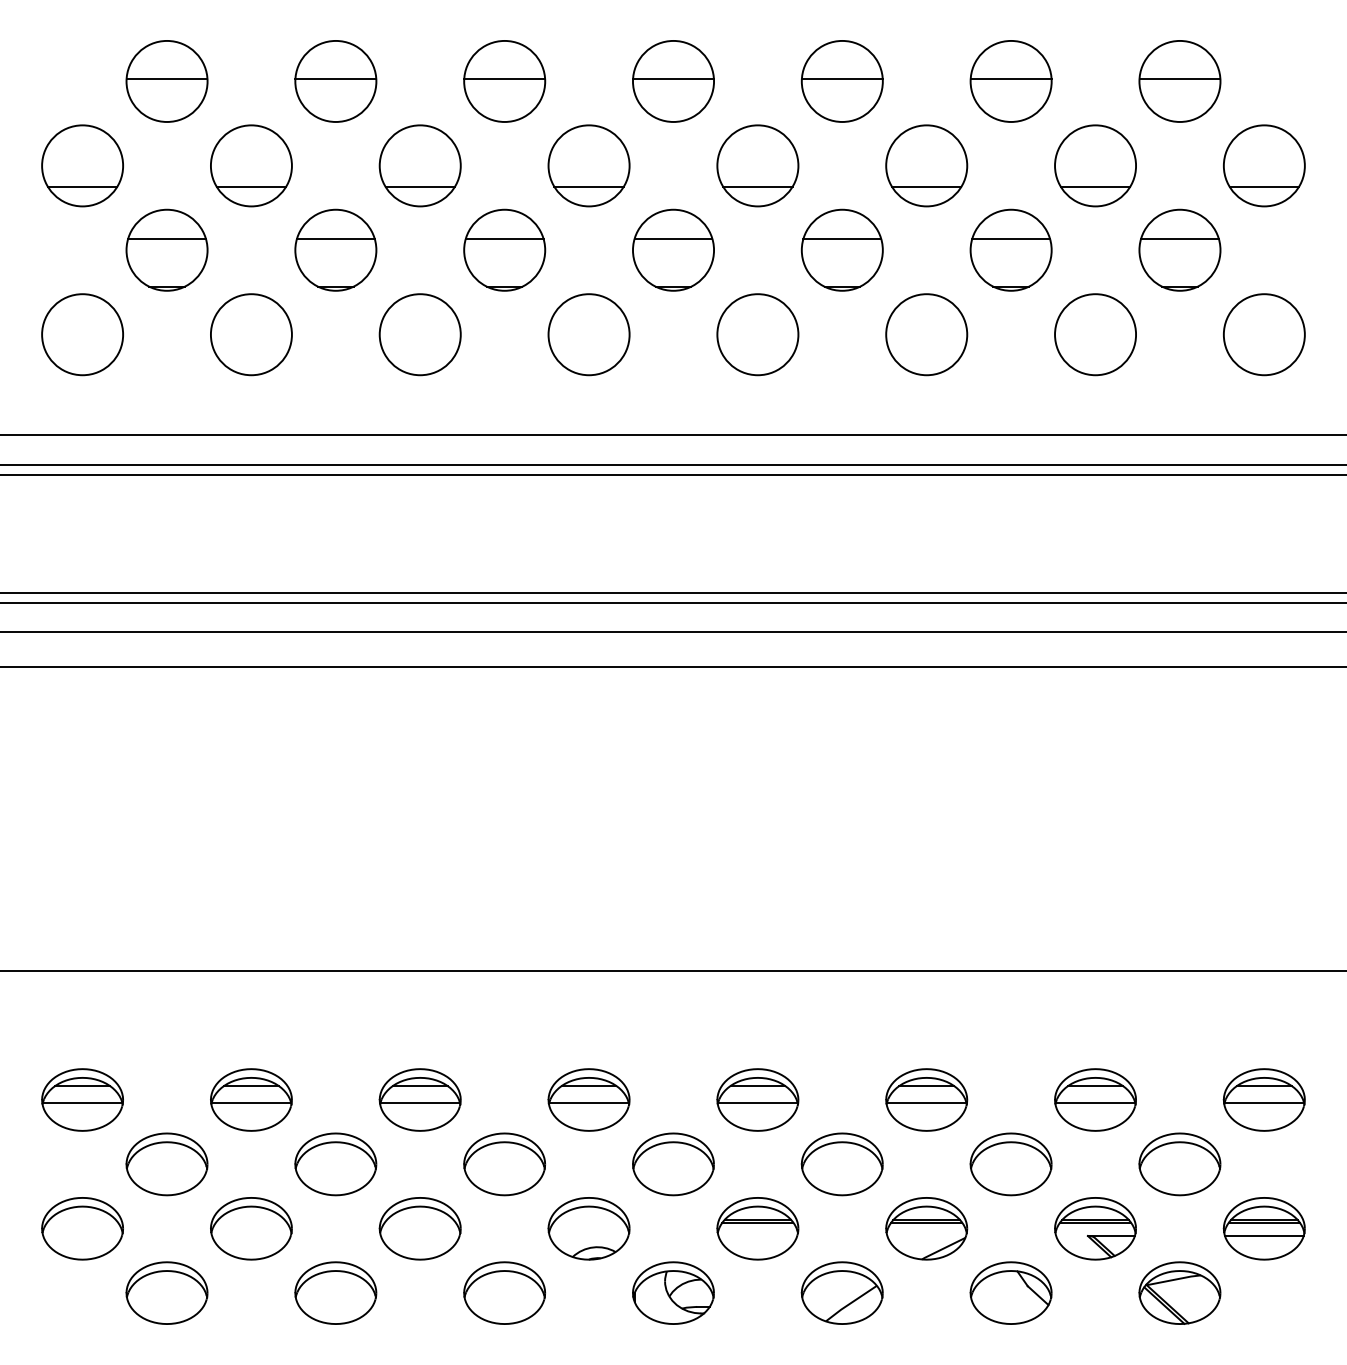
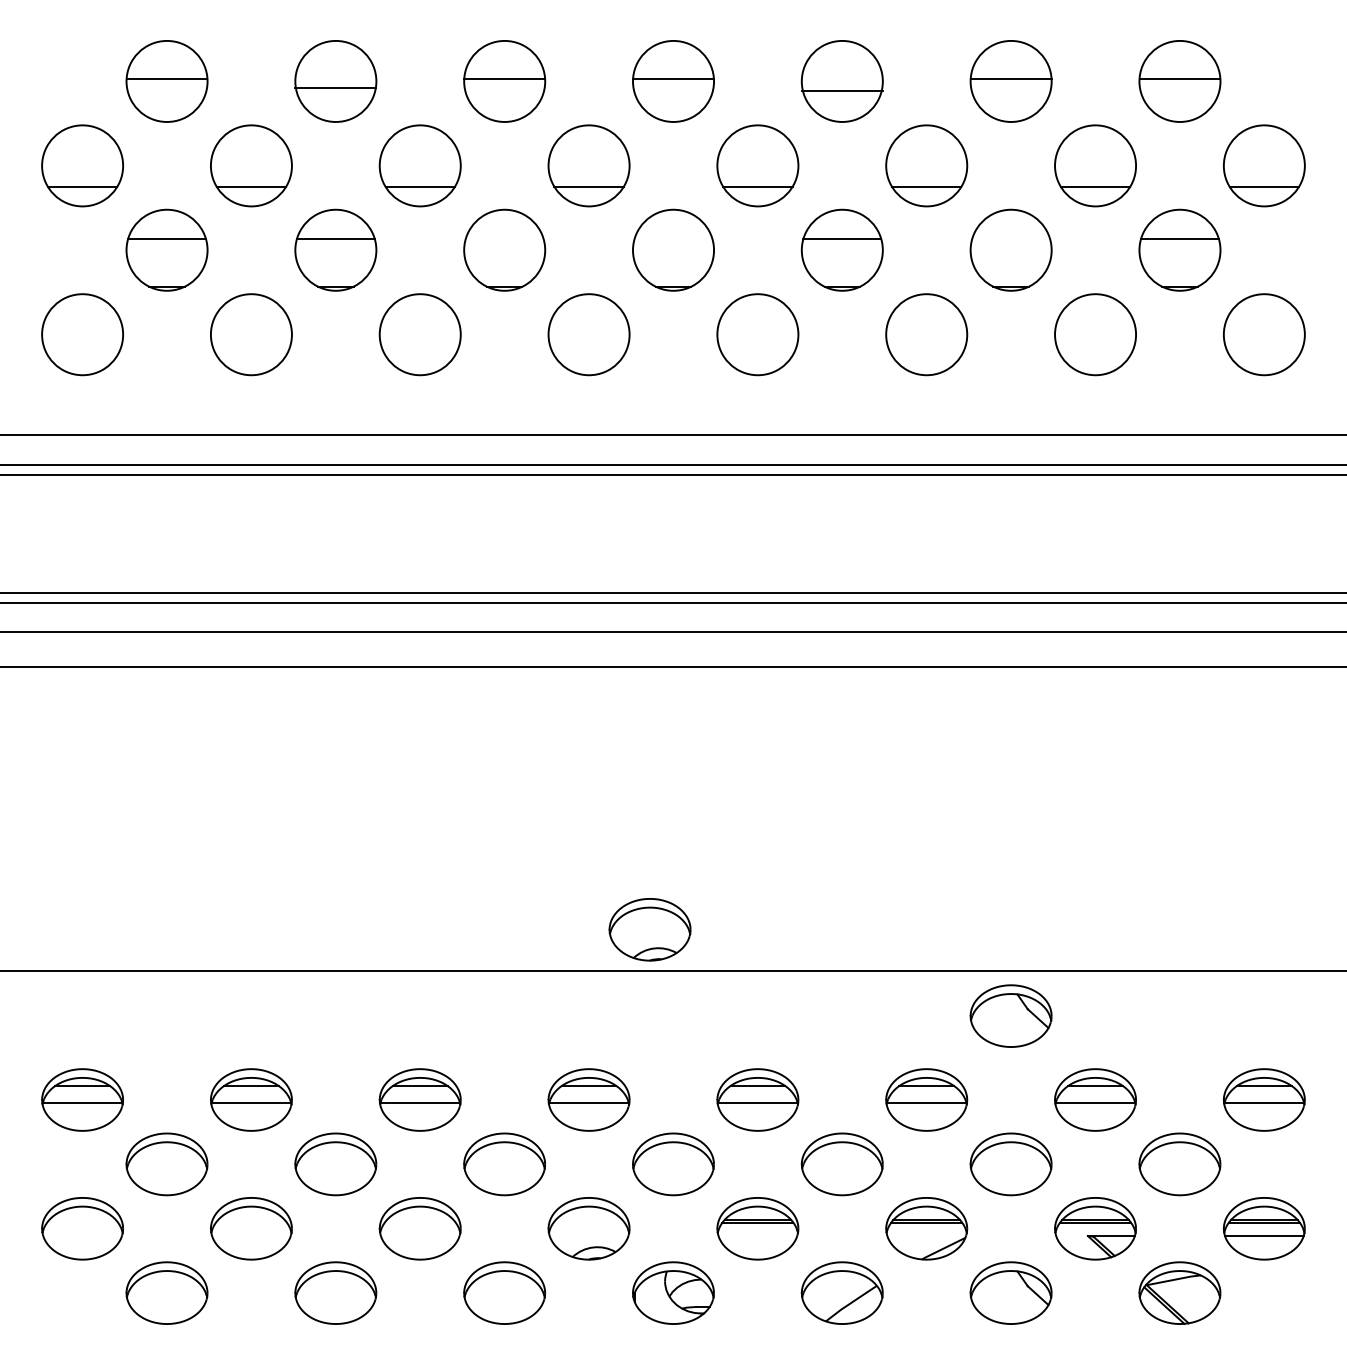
line position: (335, 79) -> (335, 88) (335, 88)
line position: (841, 79) -> (841, 91) (841, 91)
line: present -> none (504, 238)
line: present -> none (673, 238)
line: present -> none (1010, 238)
part: none -> present (649, 929)
part: none -> present (1010, 1015)
